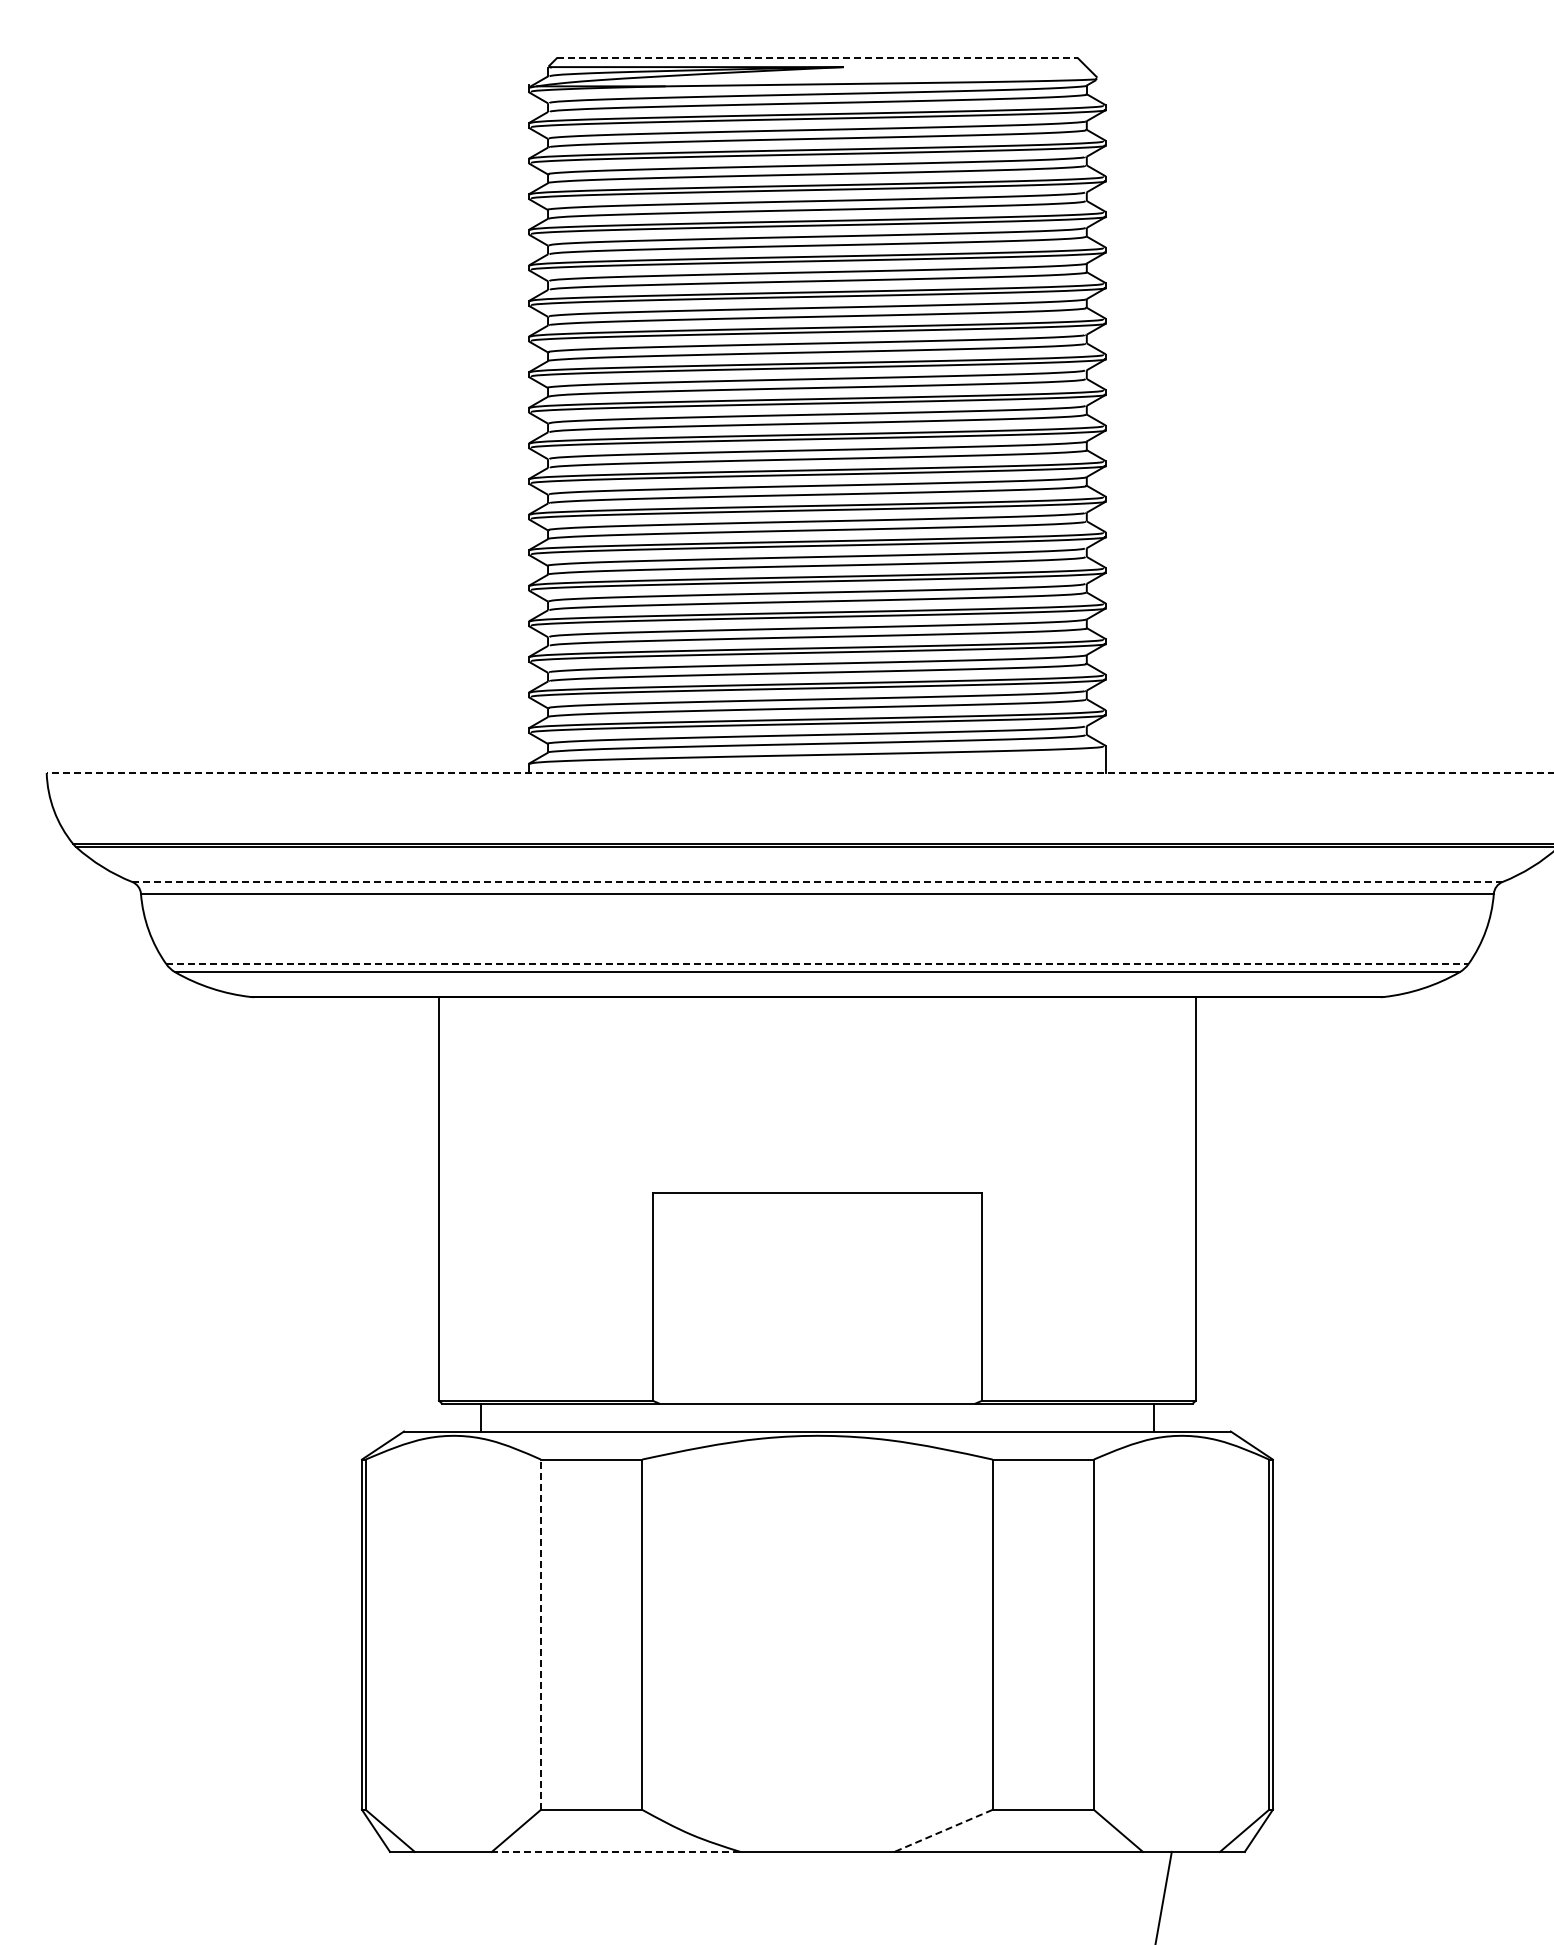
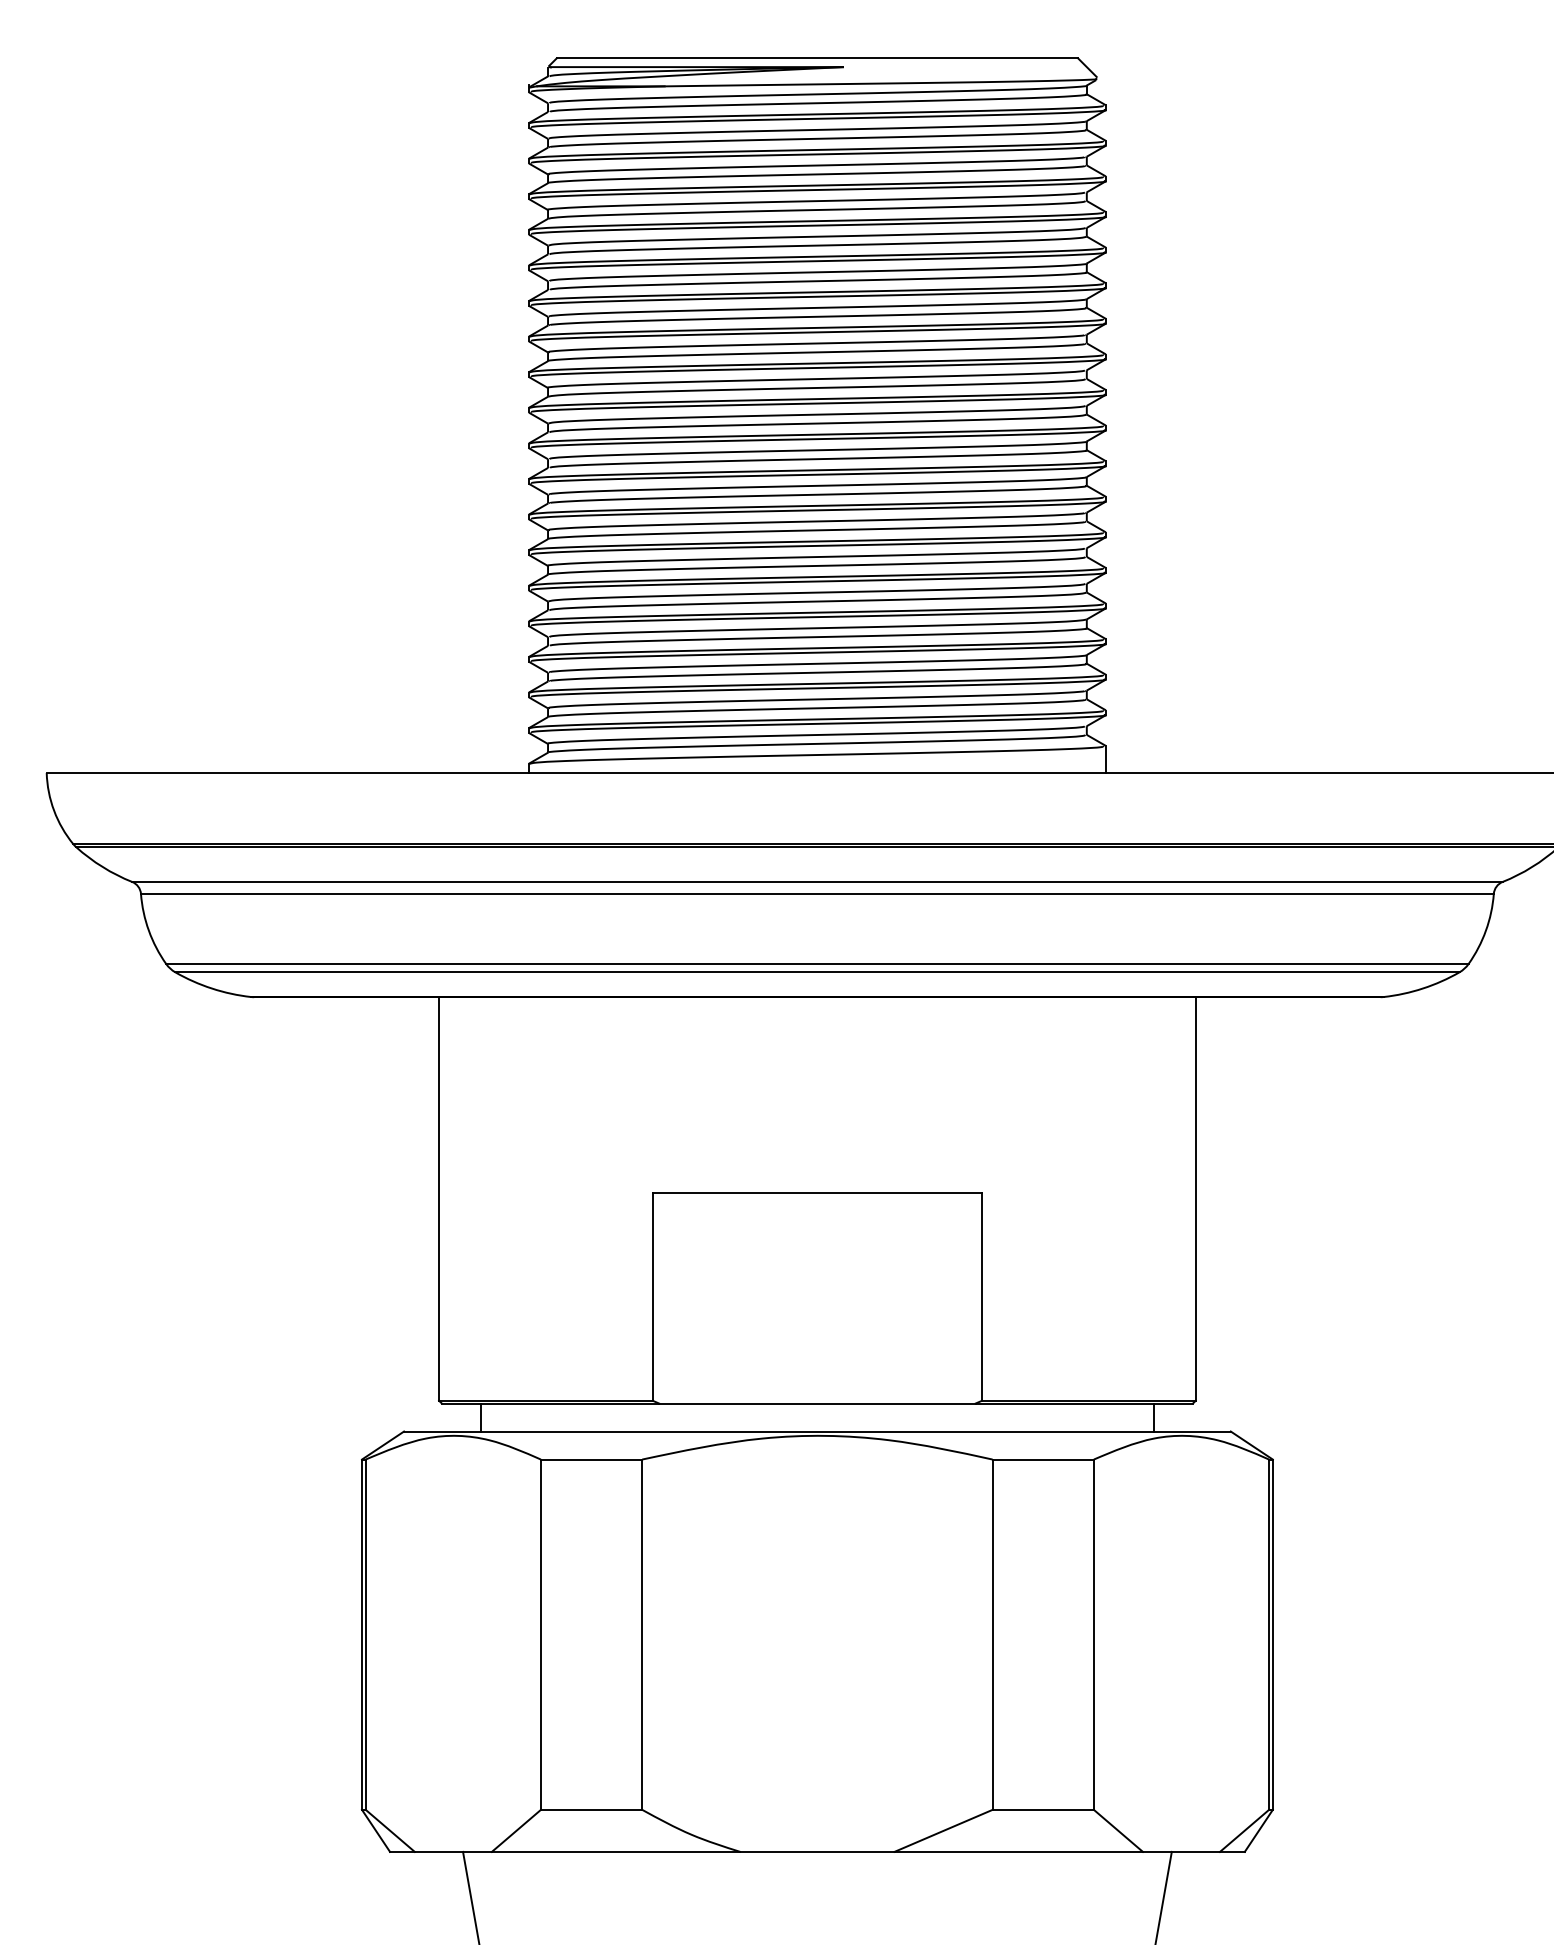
line: dashed -> solid (817, 58)
line: dashed -> solid (799, 772)
line: dashed -> solid (817, 881)
line: dashed -> solid (817, 964)
line: dashed -> solid (540, 1634)
line: dashed -> solid (943, 1831)
line: dashed -> solid (615, 1851)
line: none -> present (470, 1896)
